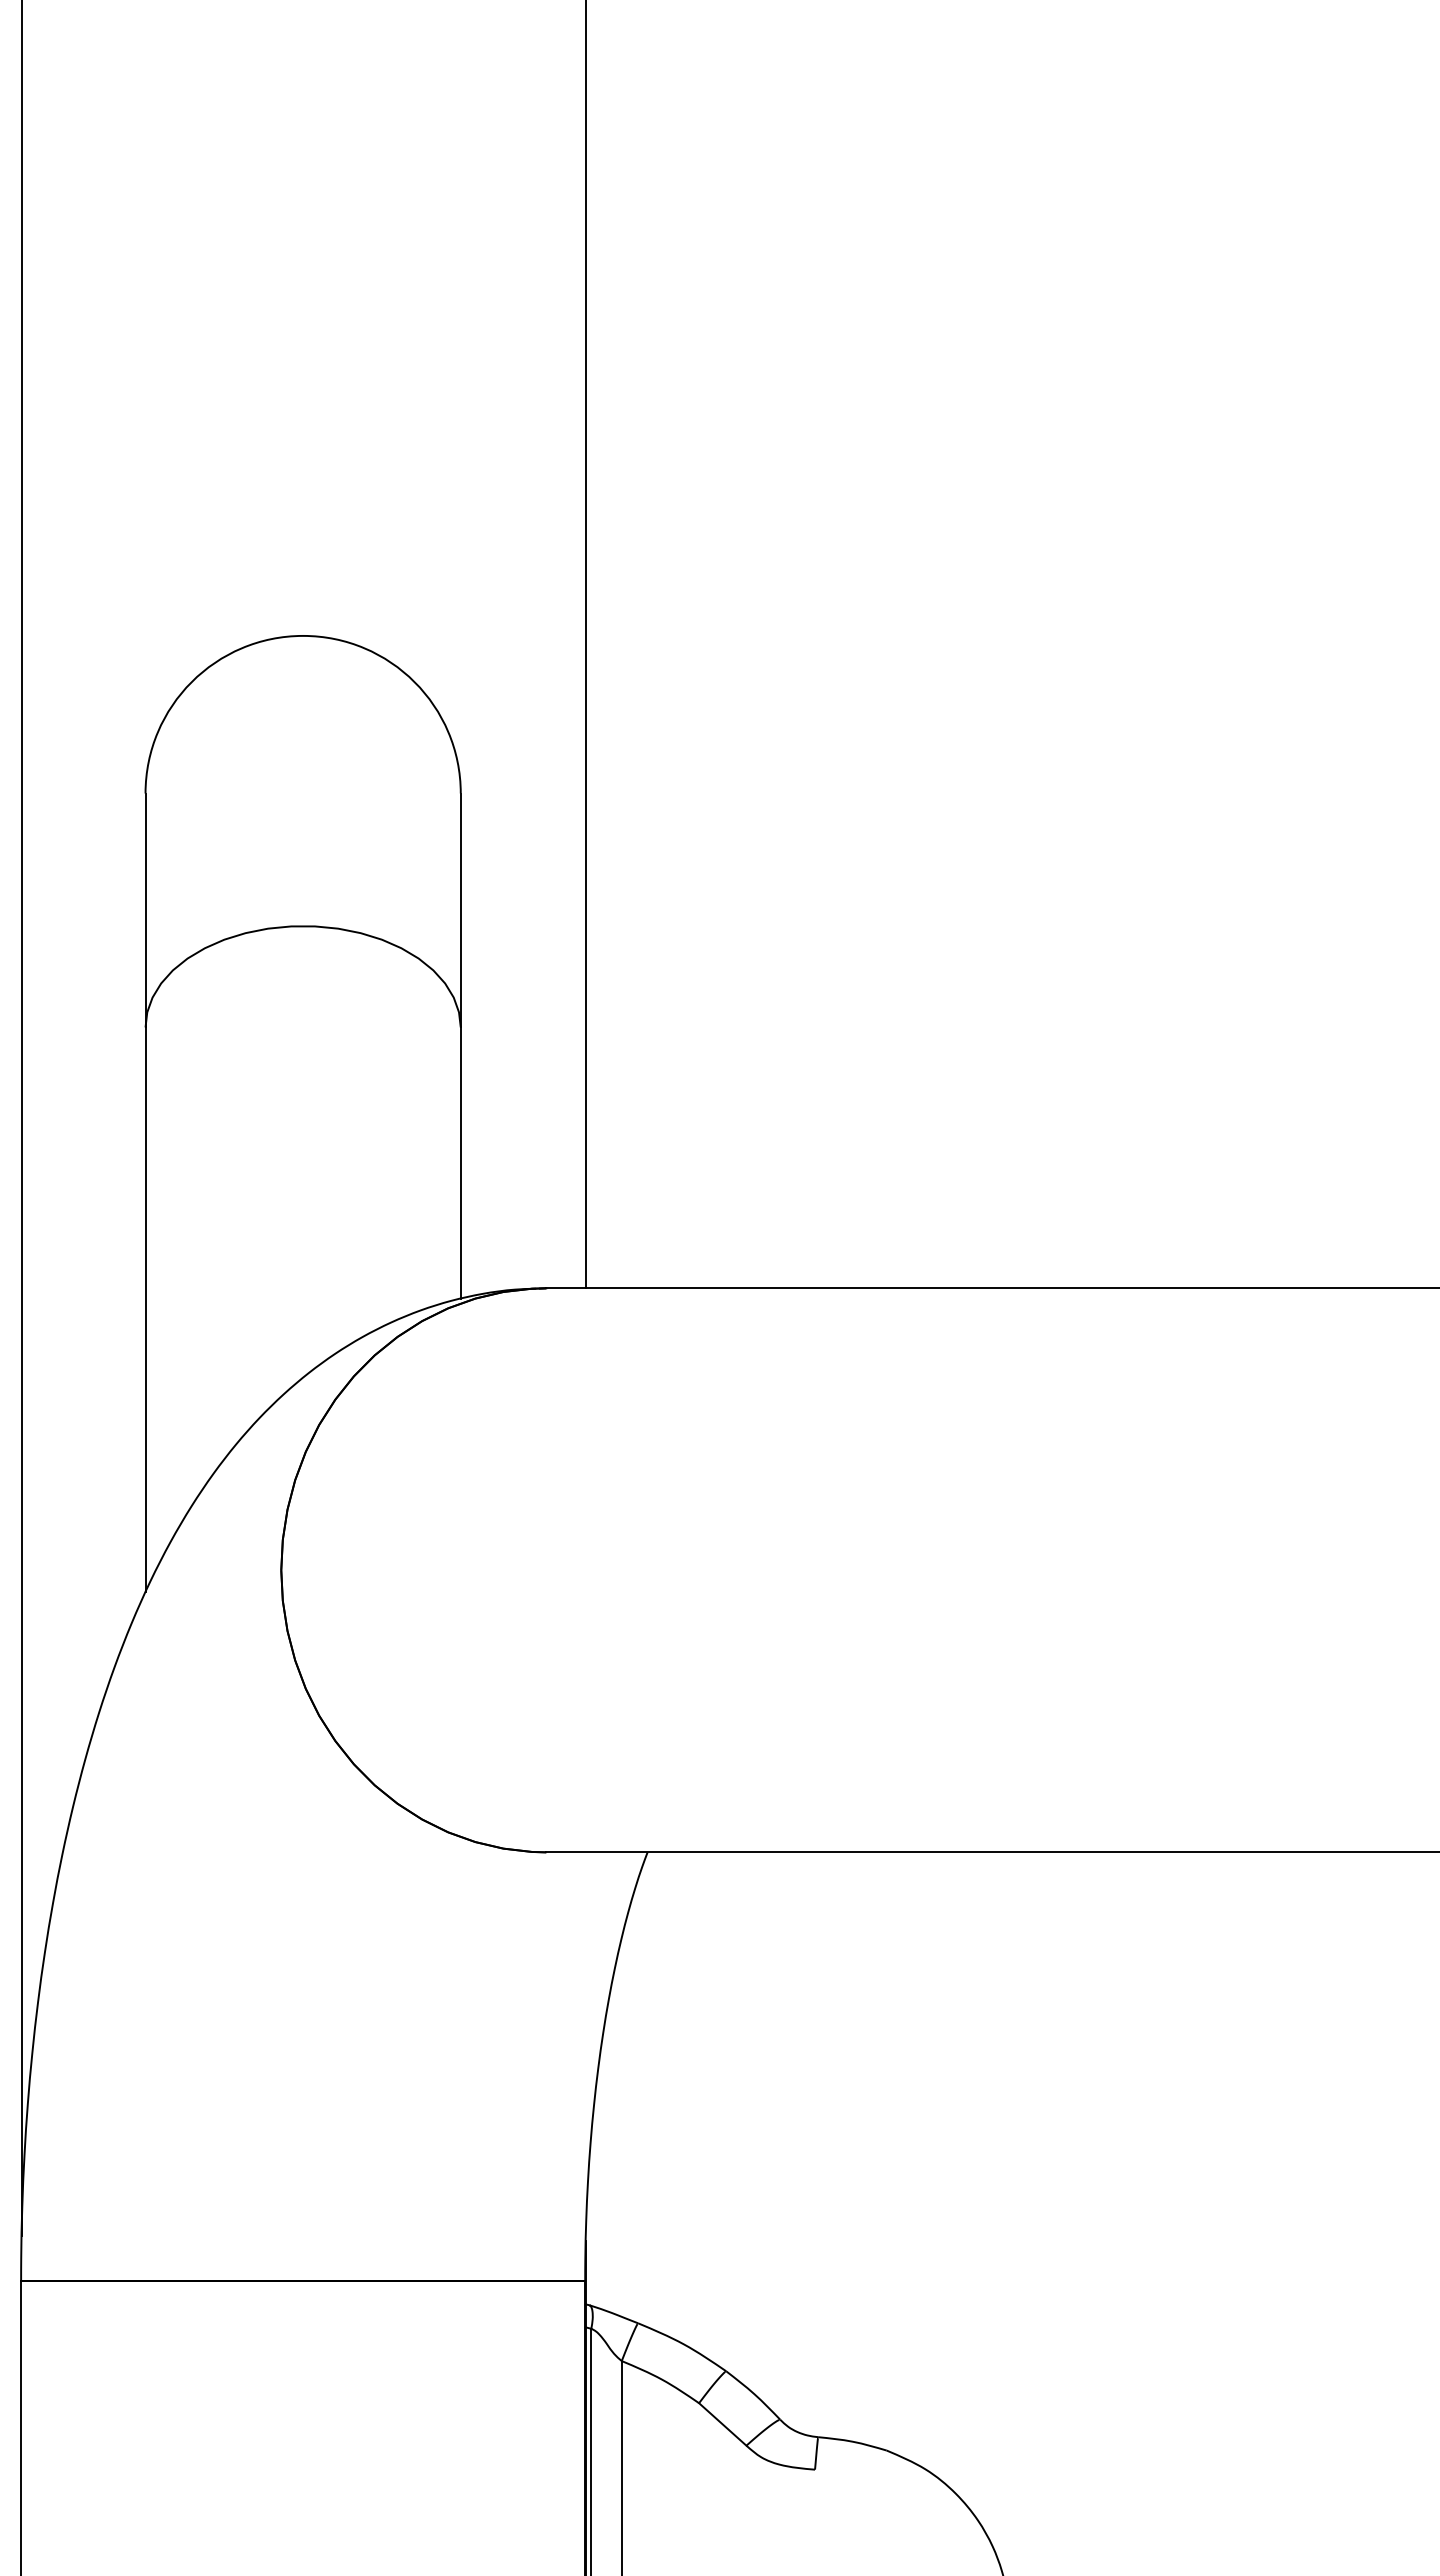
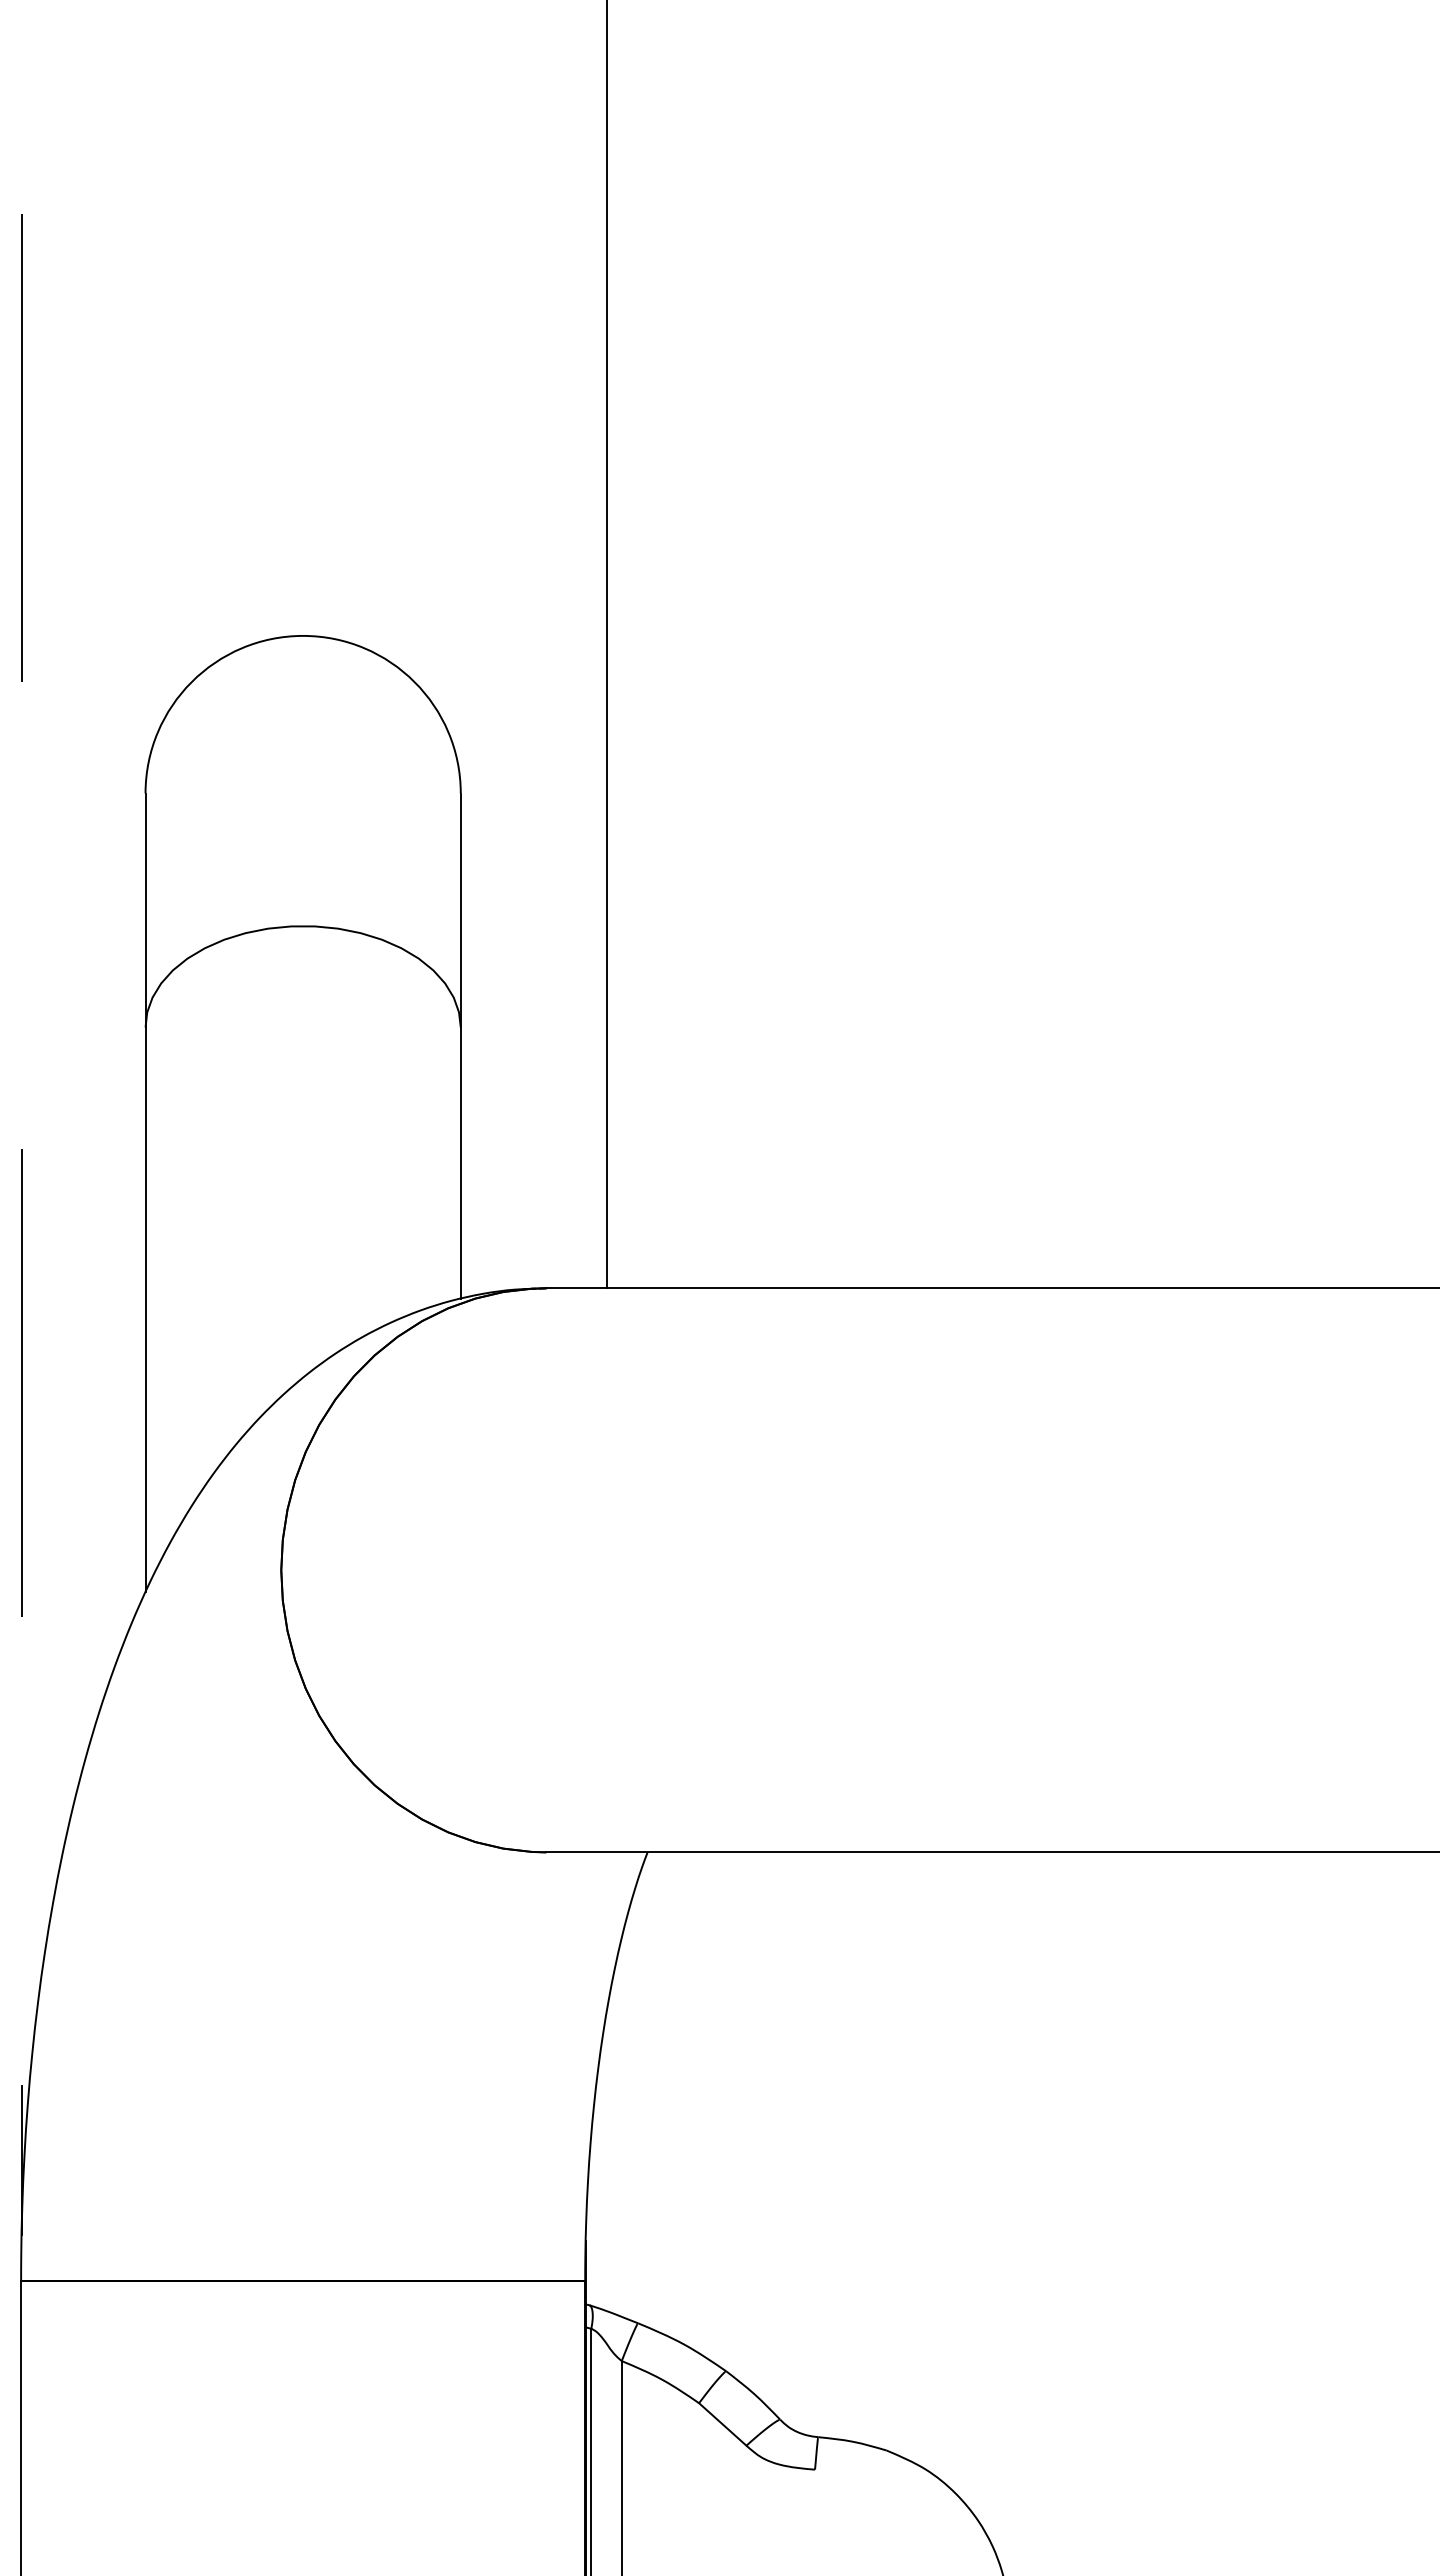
line position: (585, 645) -> (606, 645) (606, 645)
line: solid -> dashed (21, 1119)
